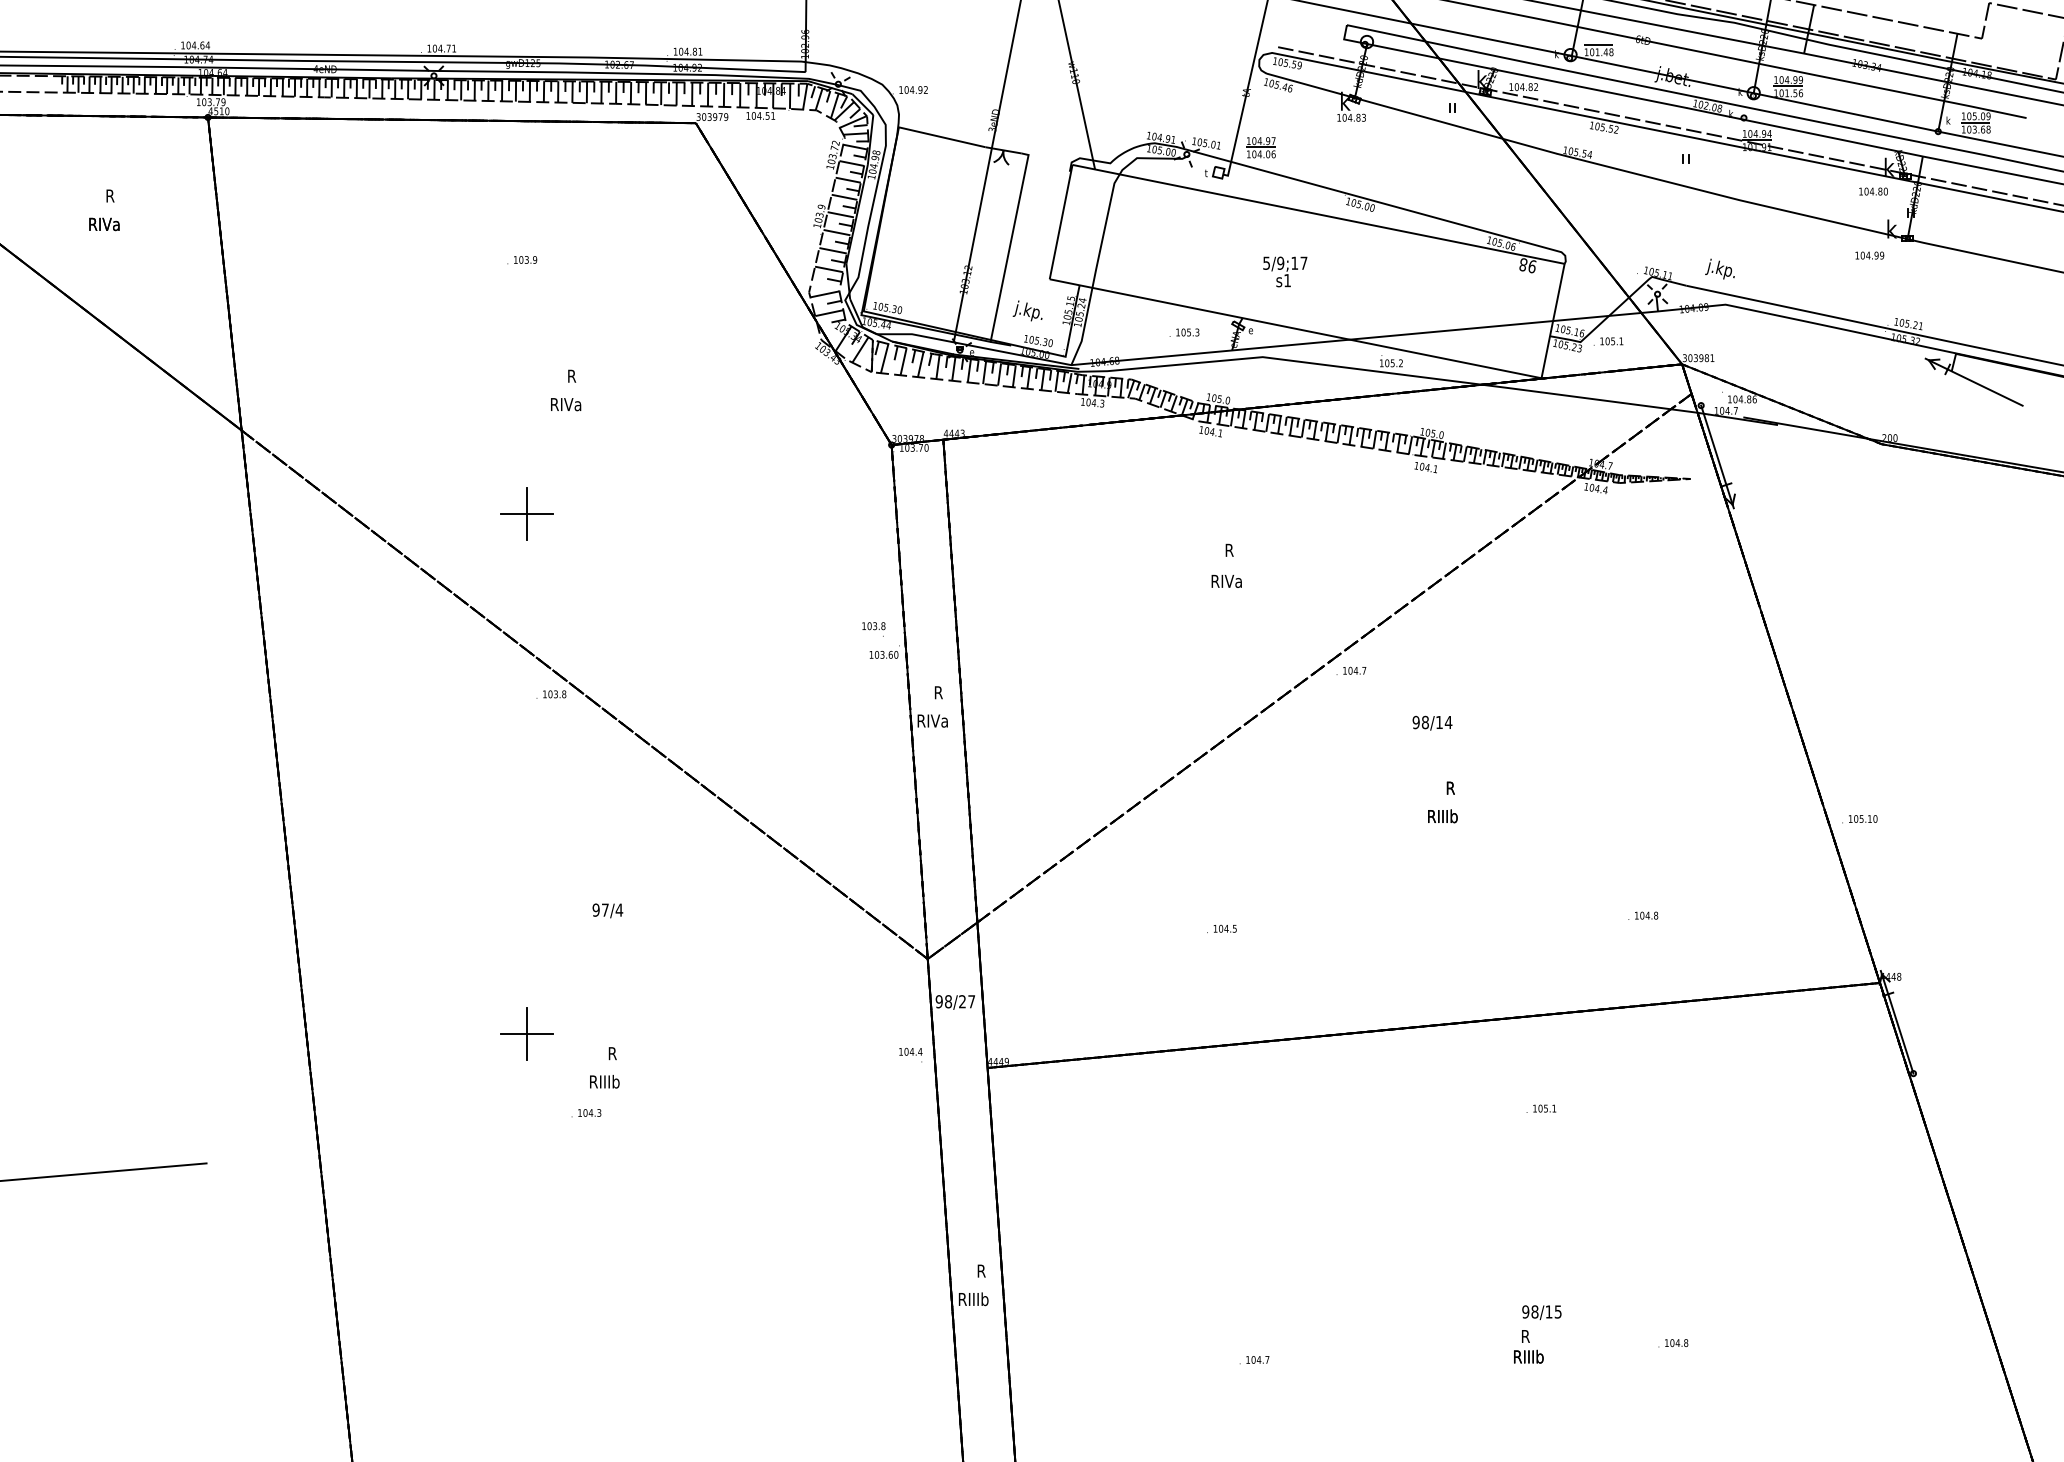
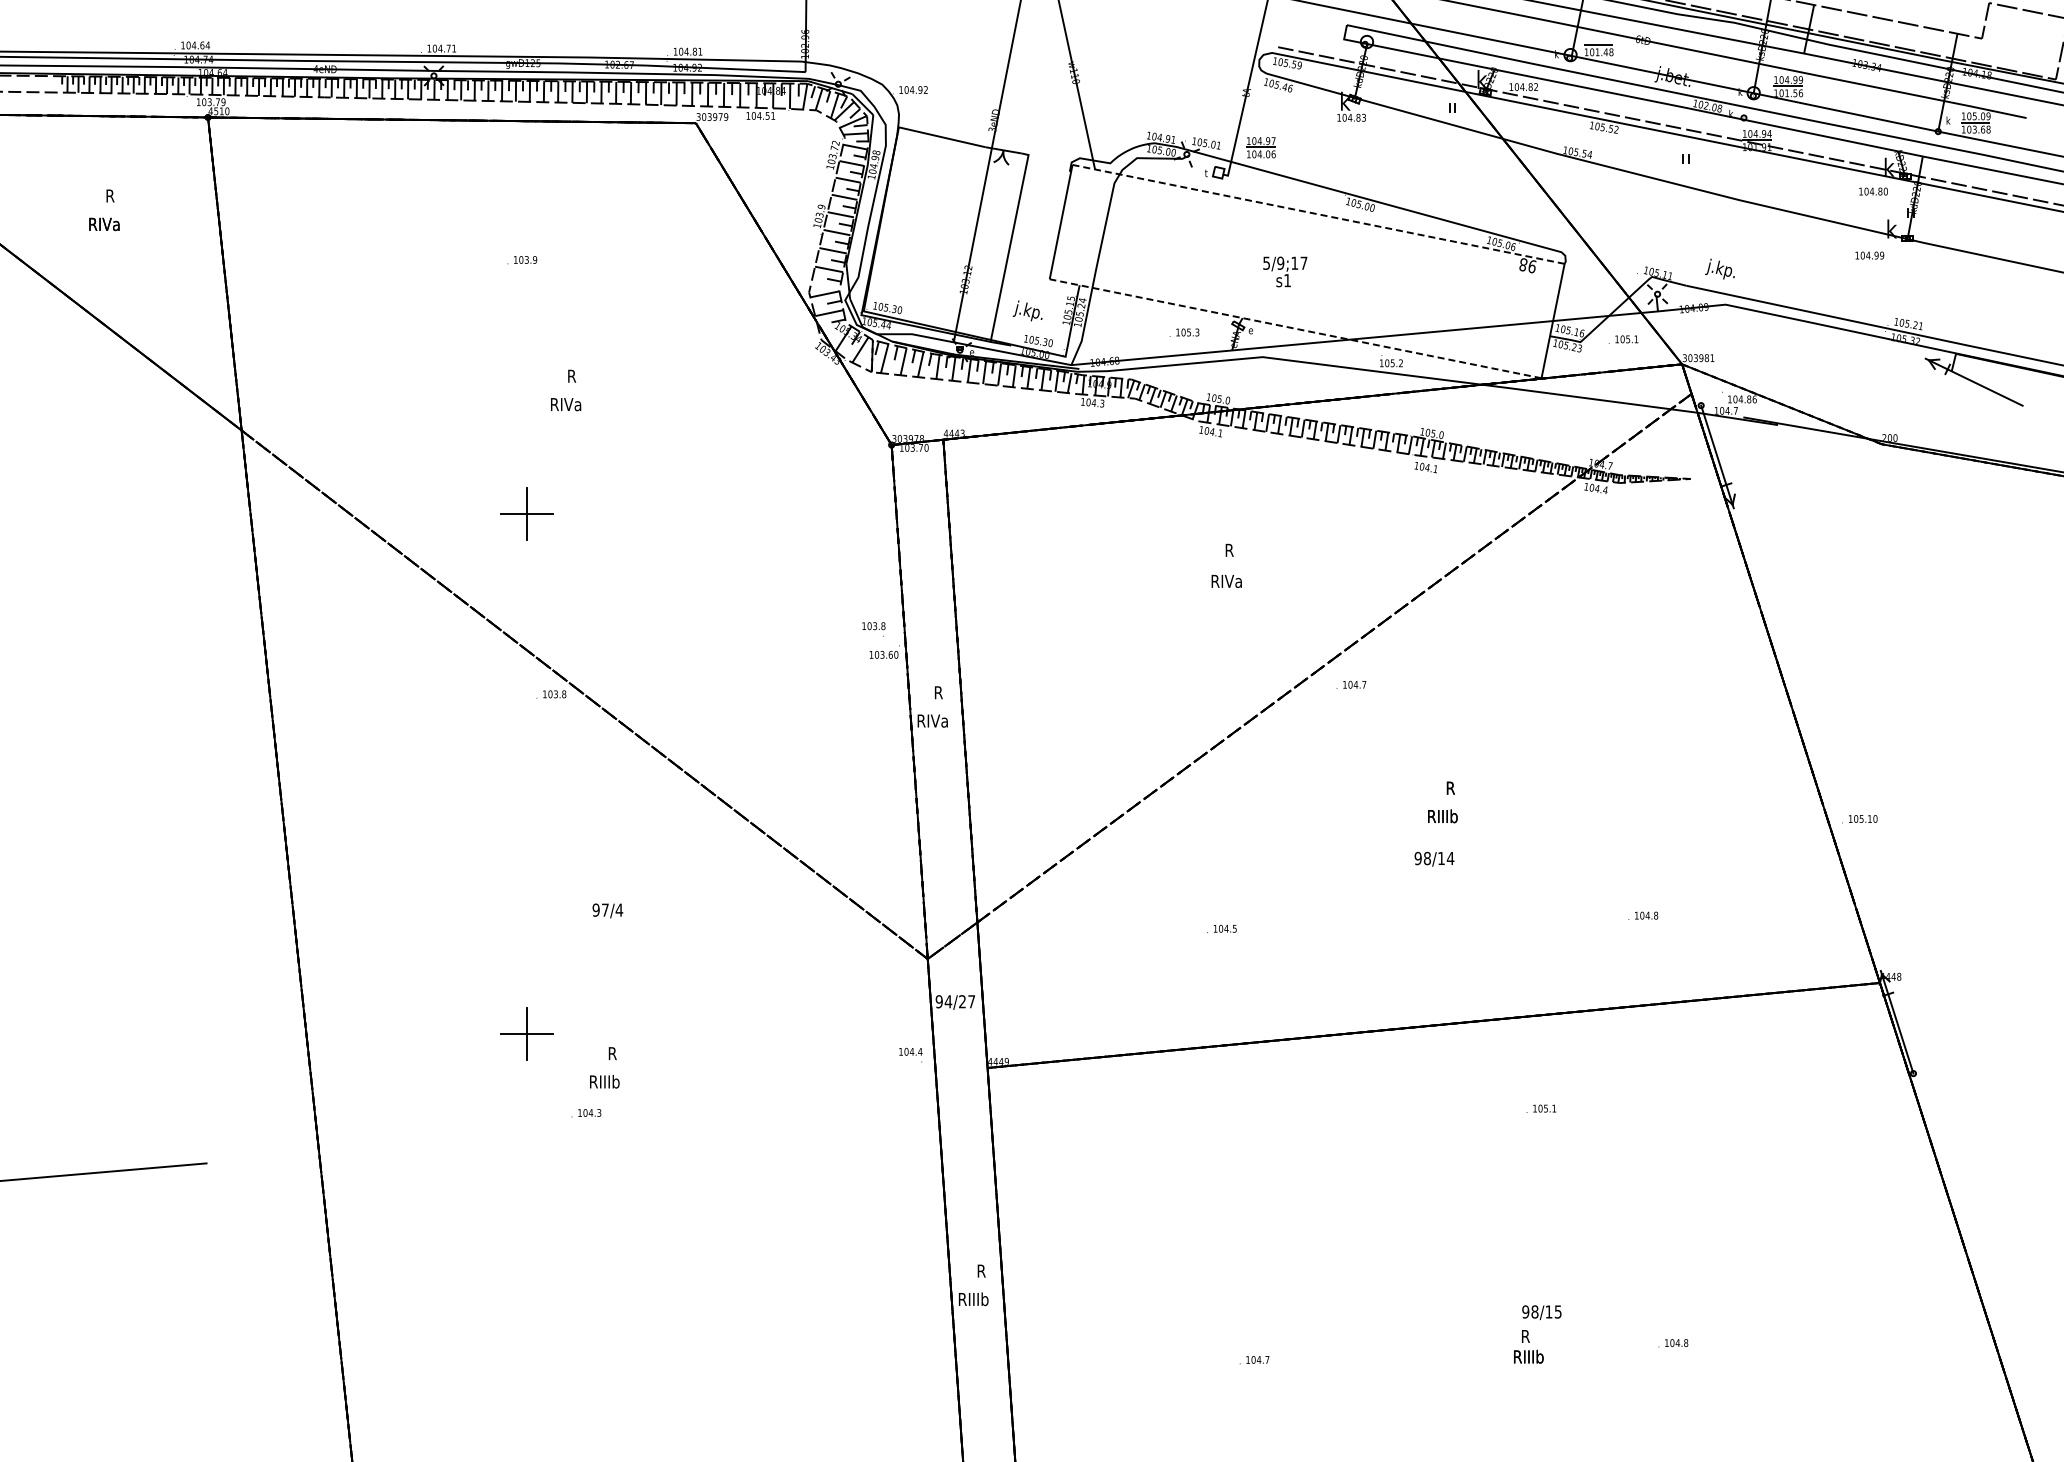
line: solid -> dashed (1318, 214)
line: solid -> dashed (1295, 328)
text position: (1608, 341) -> (1623, 339) (1623, 339)
text position: (1351, 670) -> (1351, 684) (1351, 684)
text position: (1432, 722) -> (1434, 858) (1434, 858)
text: 98/27 -> 94/27 (948, 1001)
